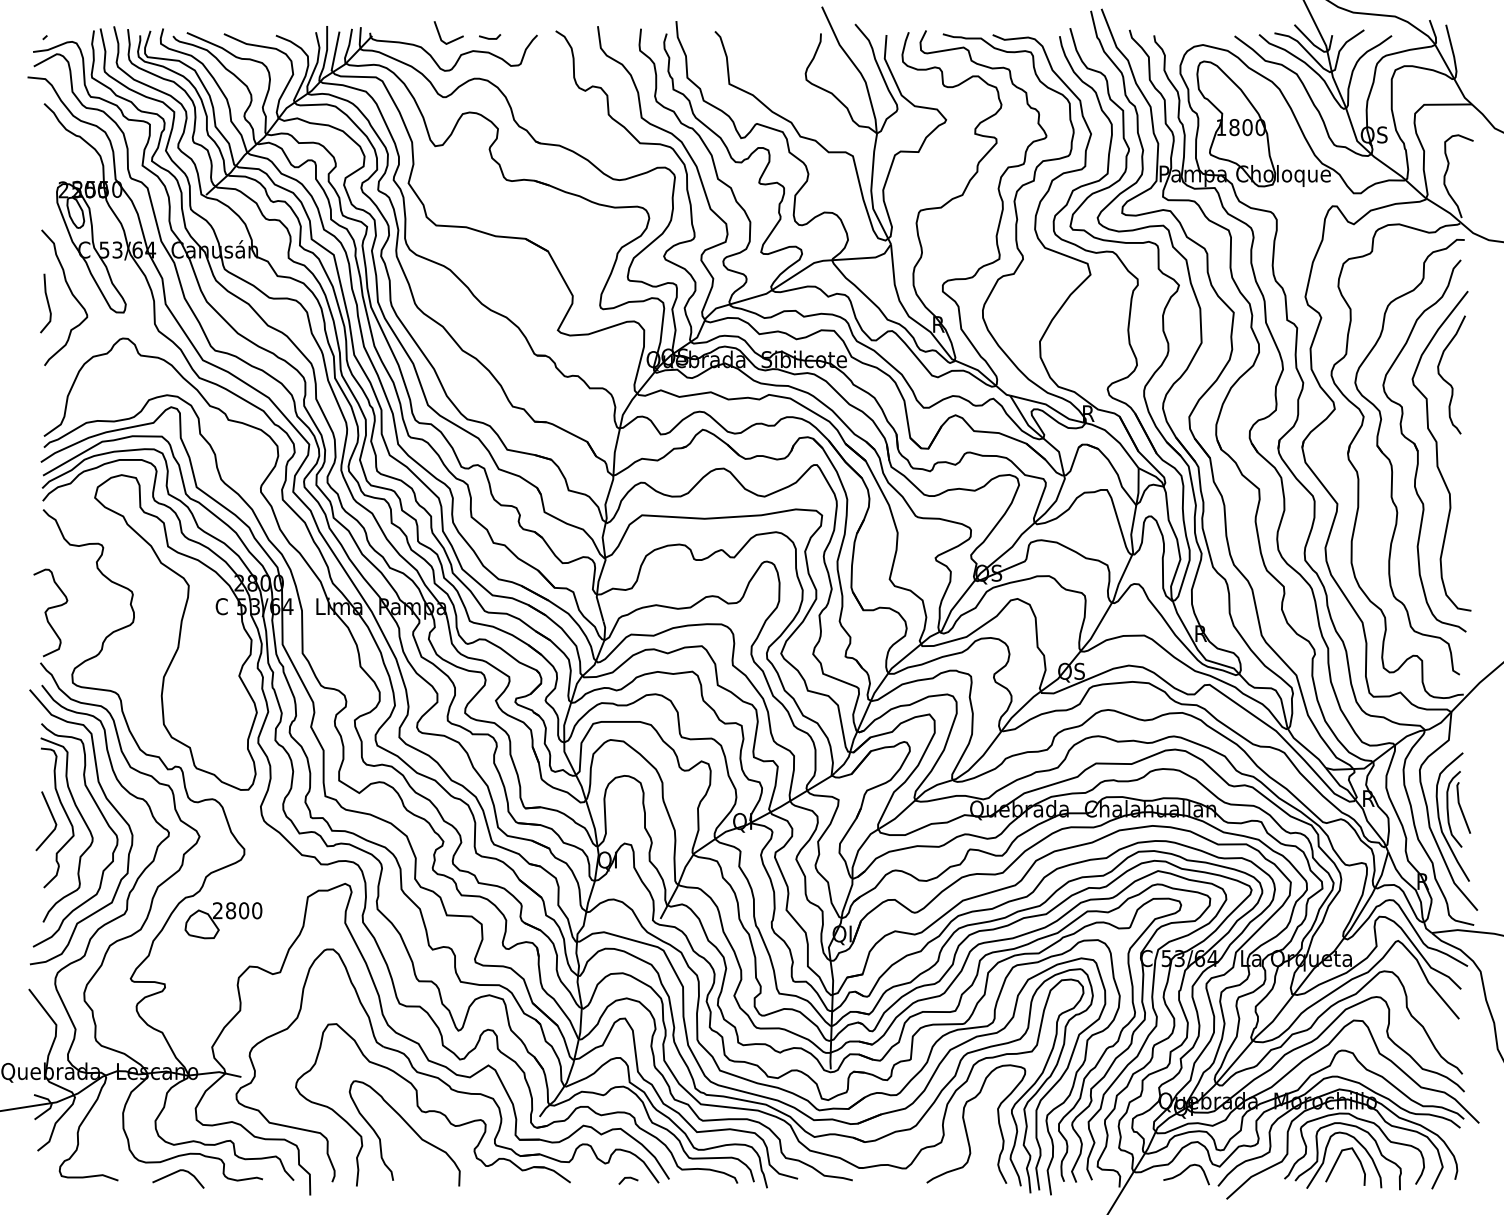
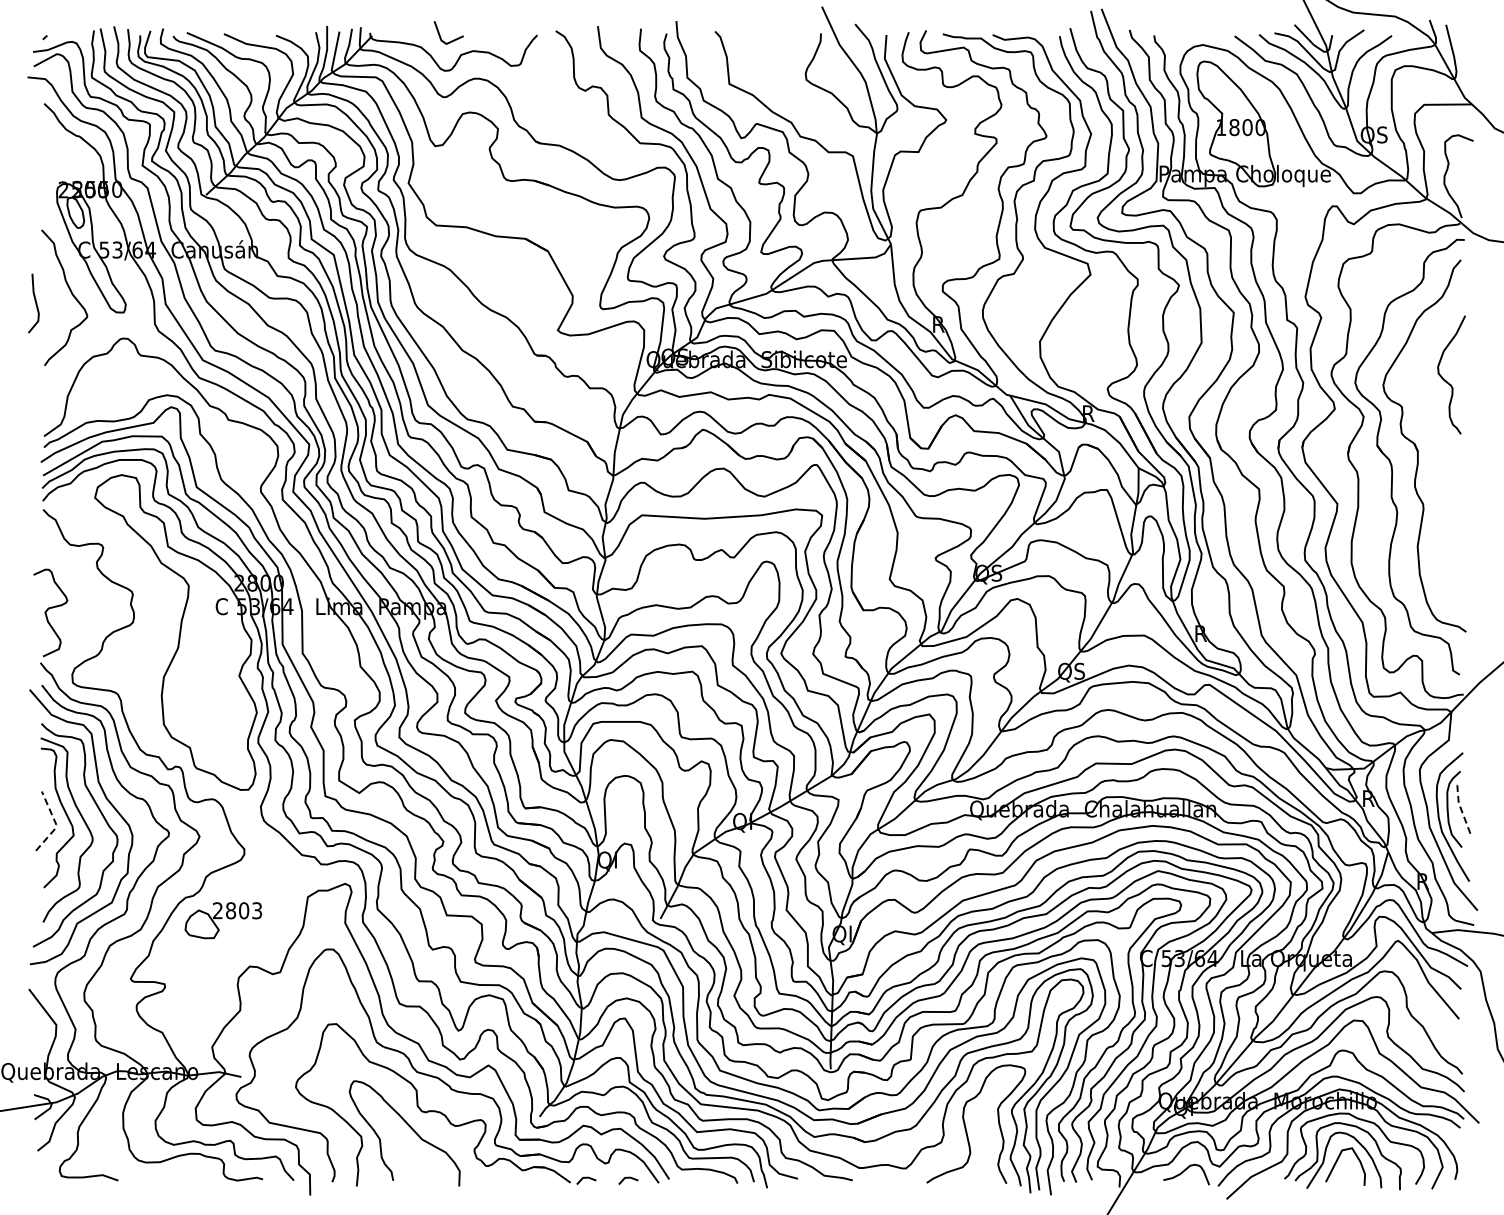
line: present -> none (490, 38)
line position: (47, 303) -> (35, 303) (35, 303)
curve: present -> none (1437, 450)
line: solid -> dashed (1460, 807)
line: solid -> dashed (56, 823)
text: 2800 -> 2803 (257, 910)
curve: present -> none (175, 1173)
line: none -> present (586, 1178)
